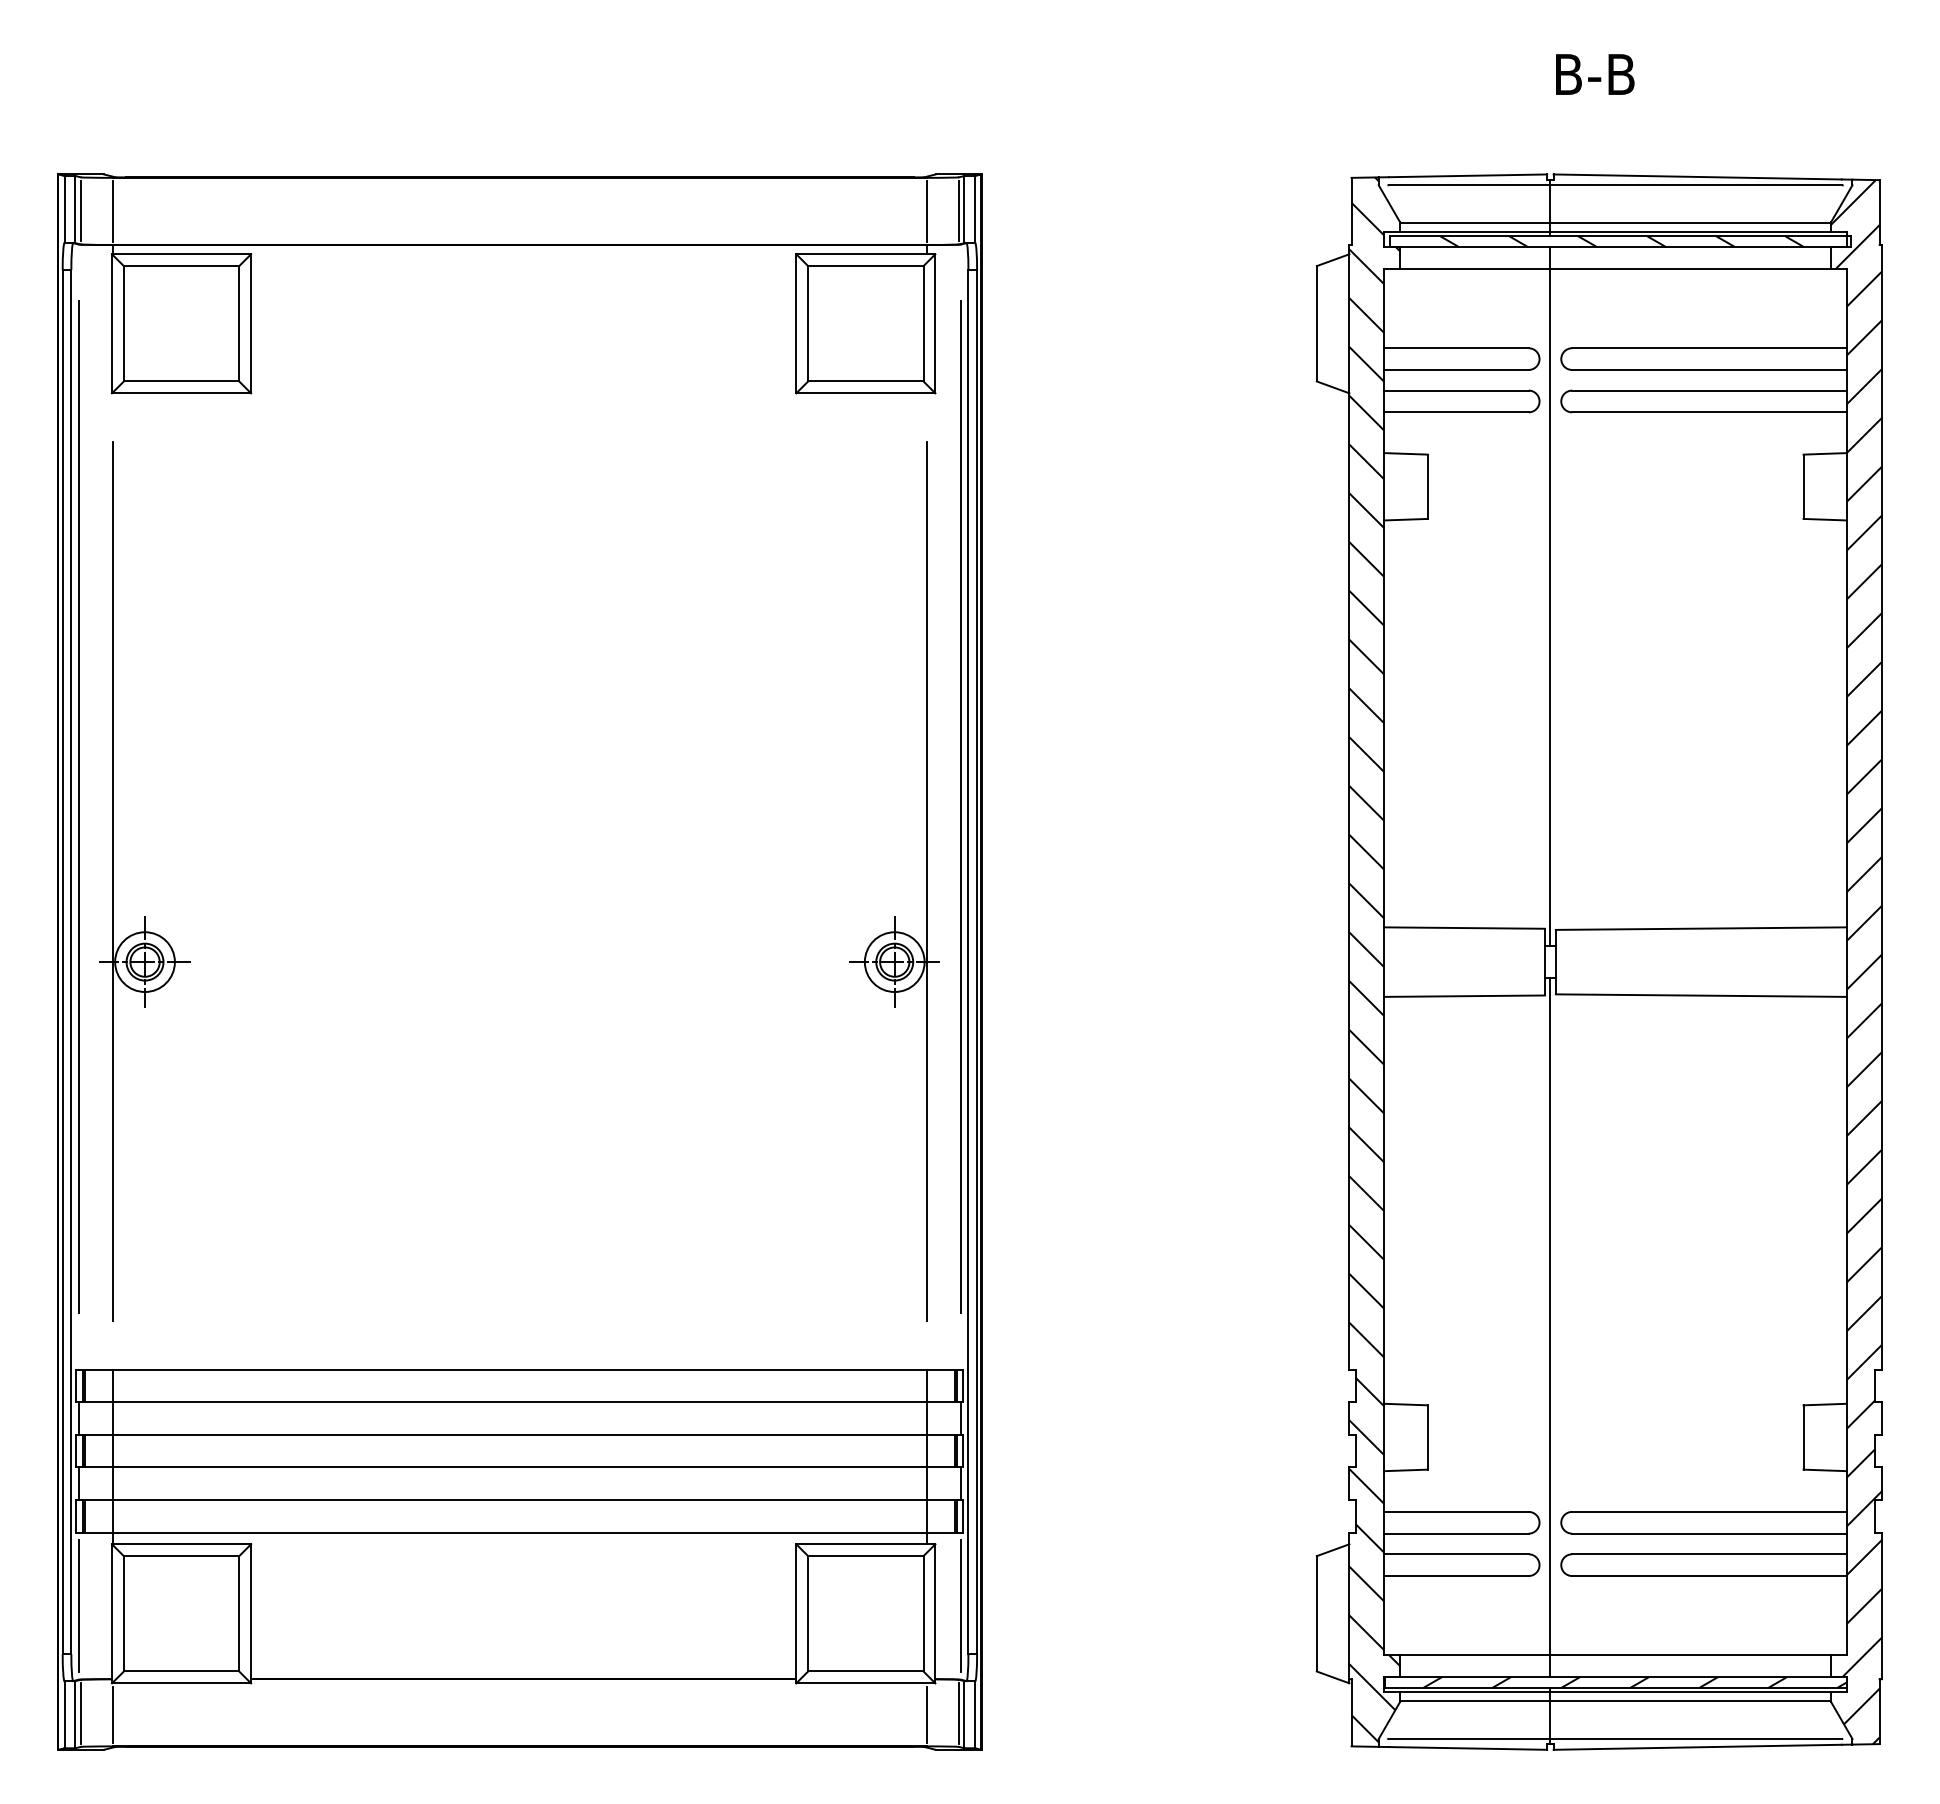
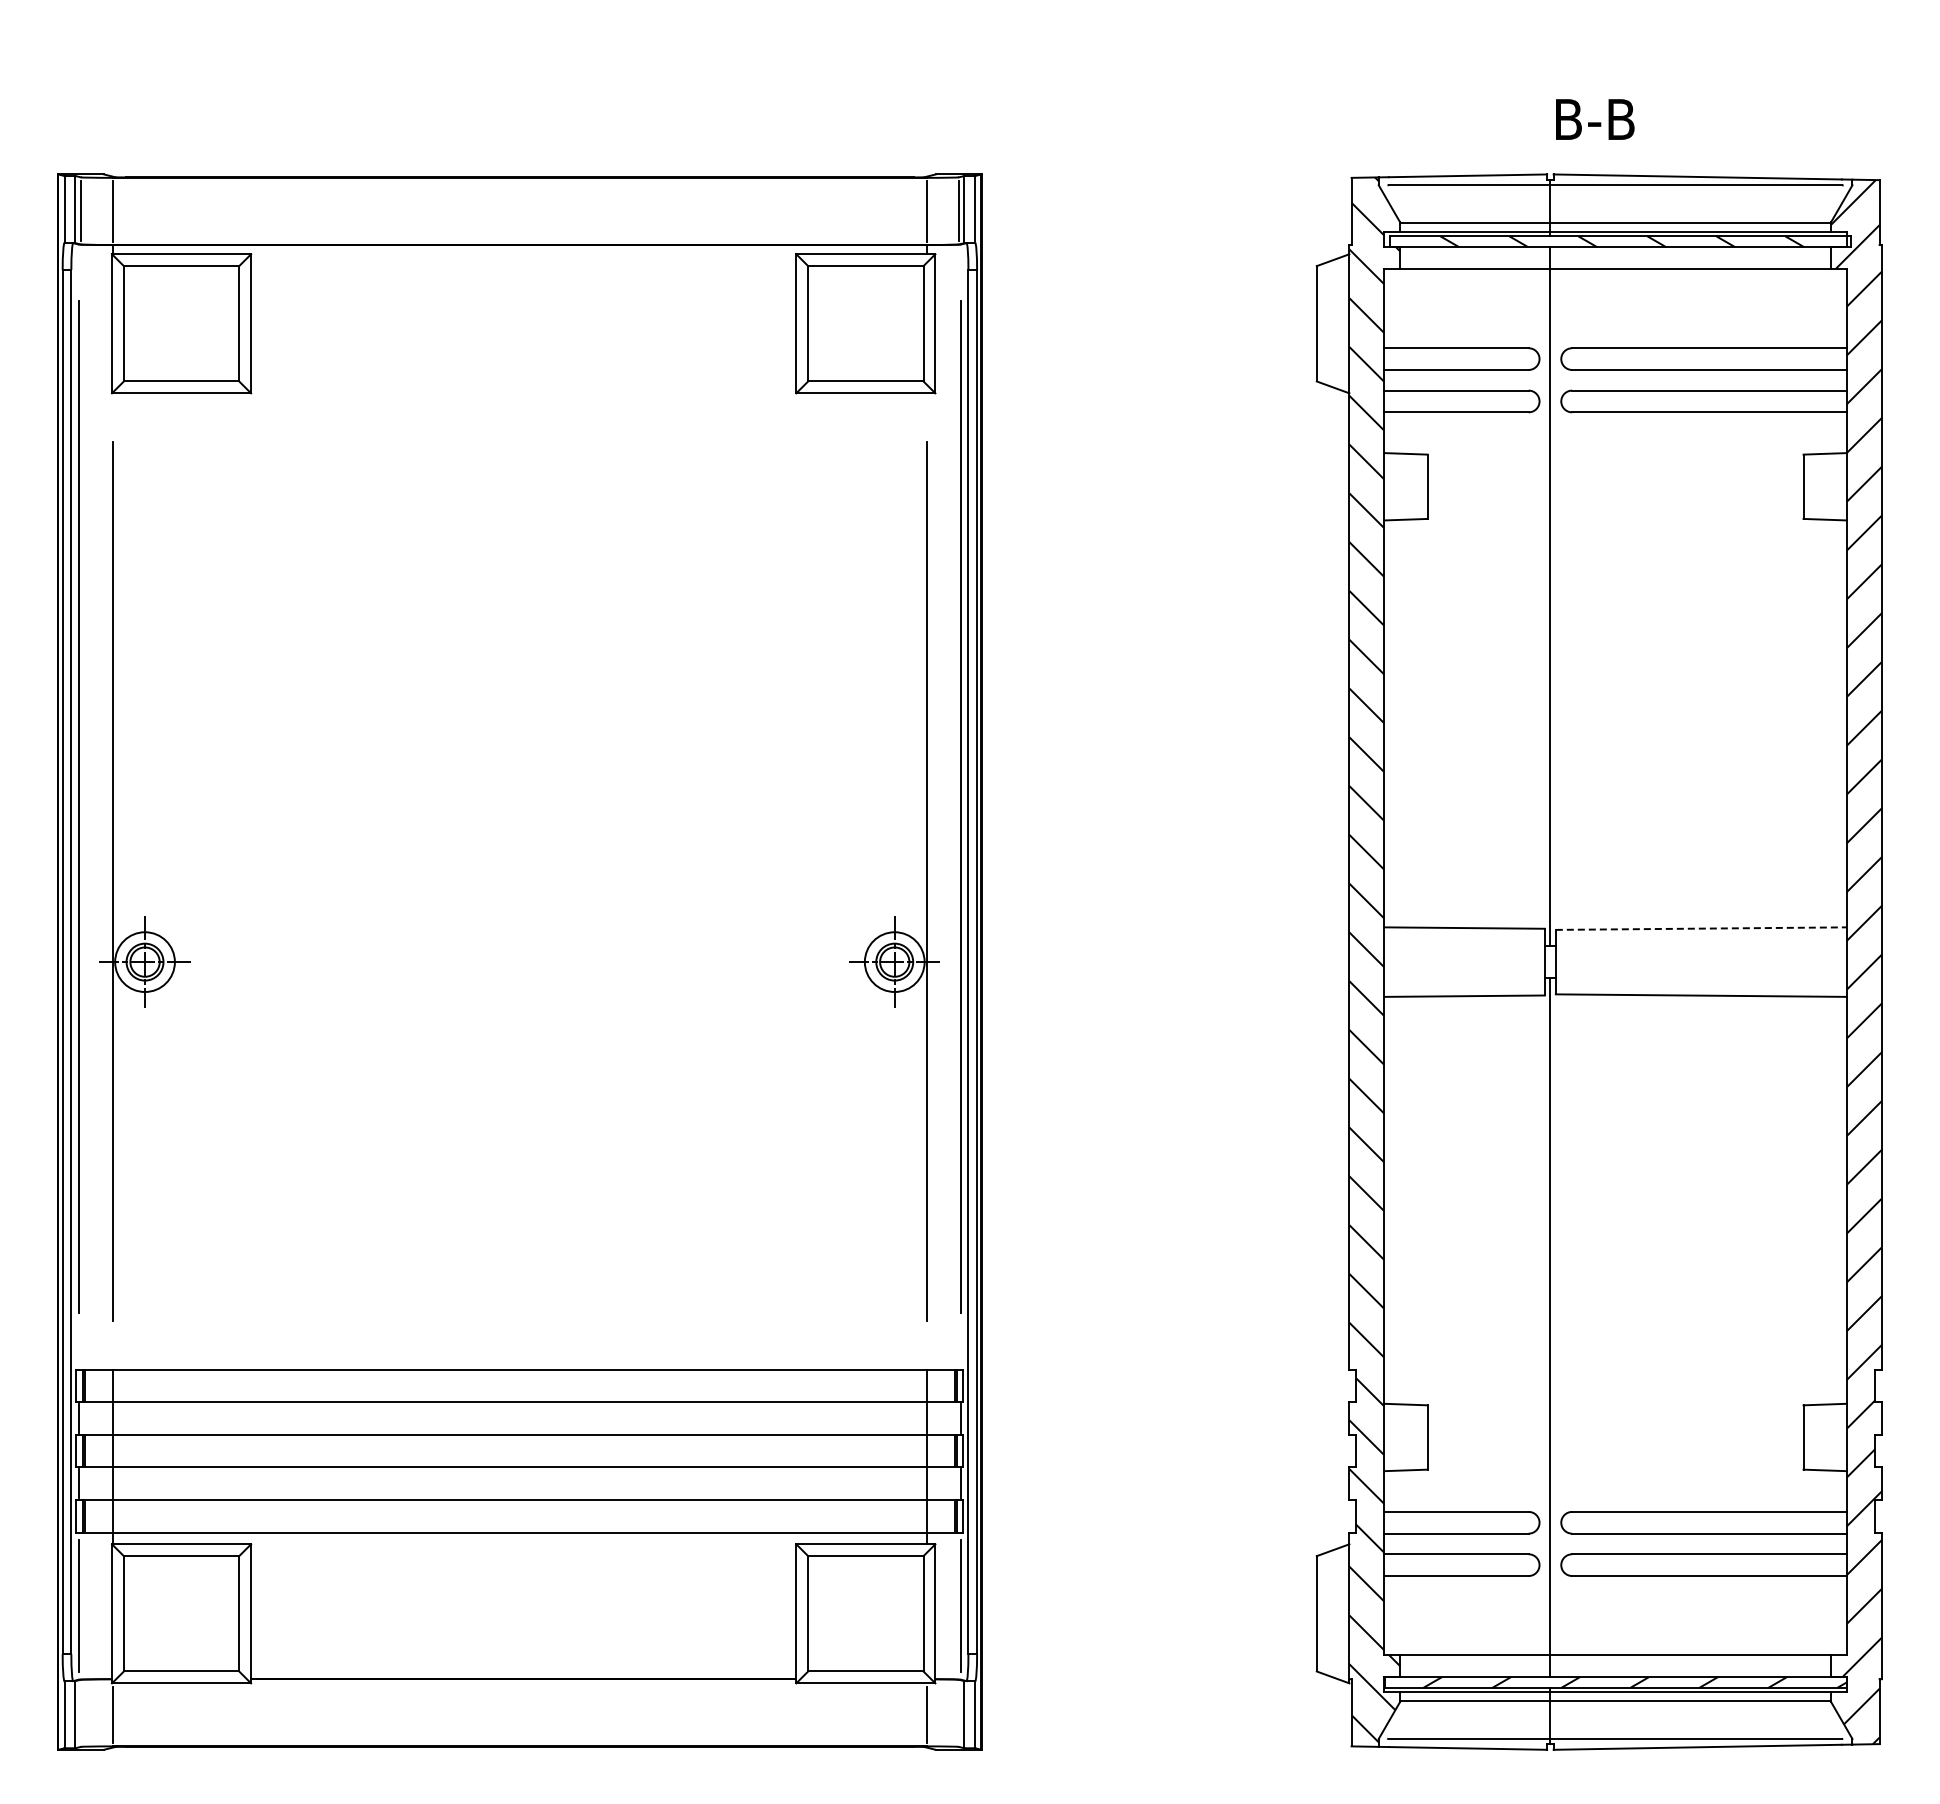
text position: (1595, 74) -> (1595, 119) (1595, 119)
line: solid -> dashed (1701, 928)
line: present -> none (80, 1713)
line: present -> none (959, 1713)
